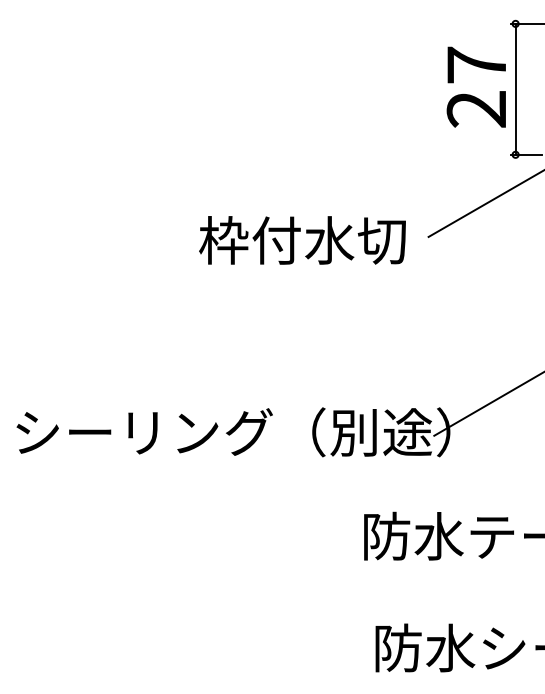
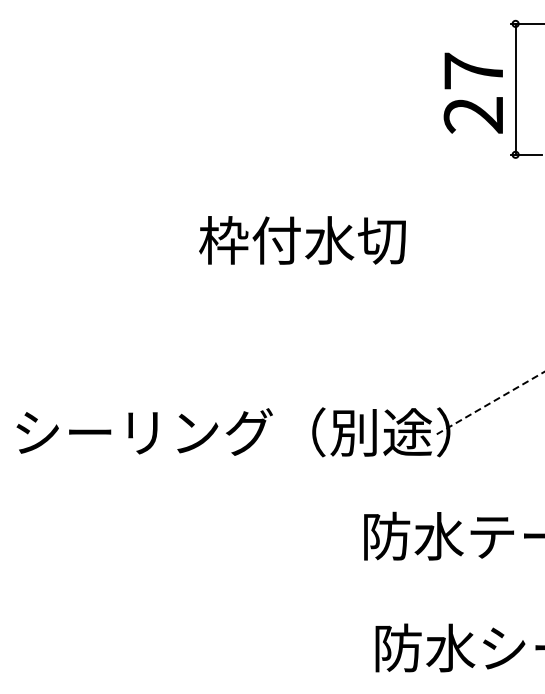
text position: (475, 86) -> (472, 92) (472, 92)
line: present -> none (484, 203)
line: solid -> dashed (489, 403)
